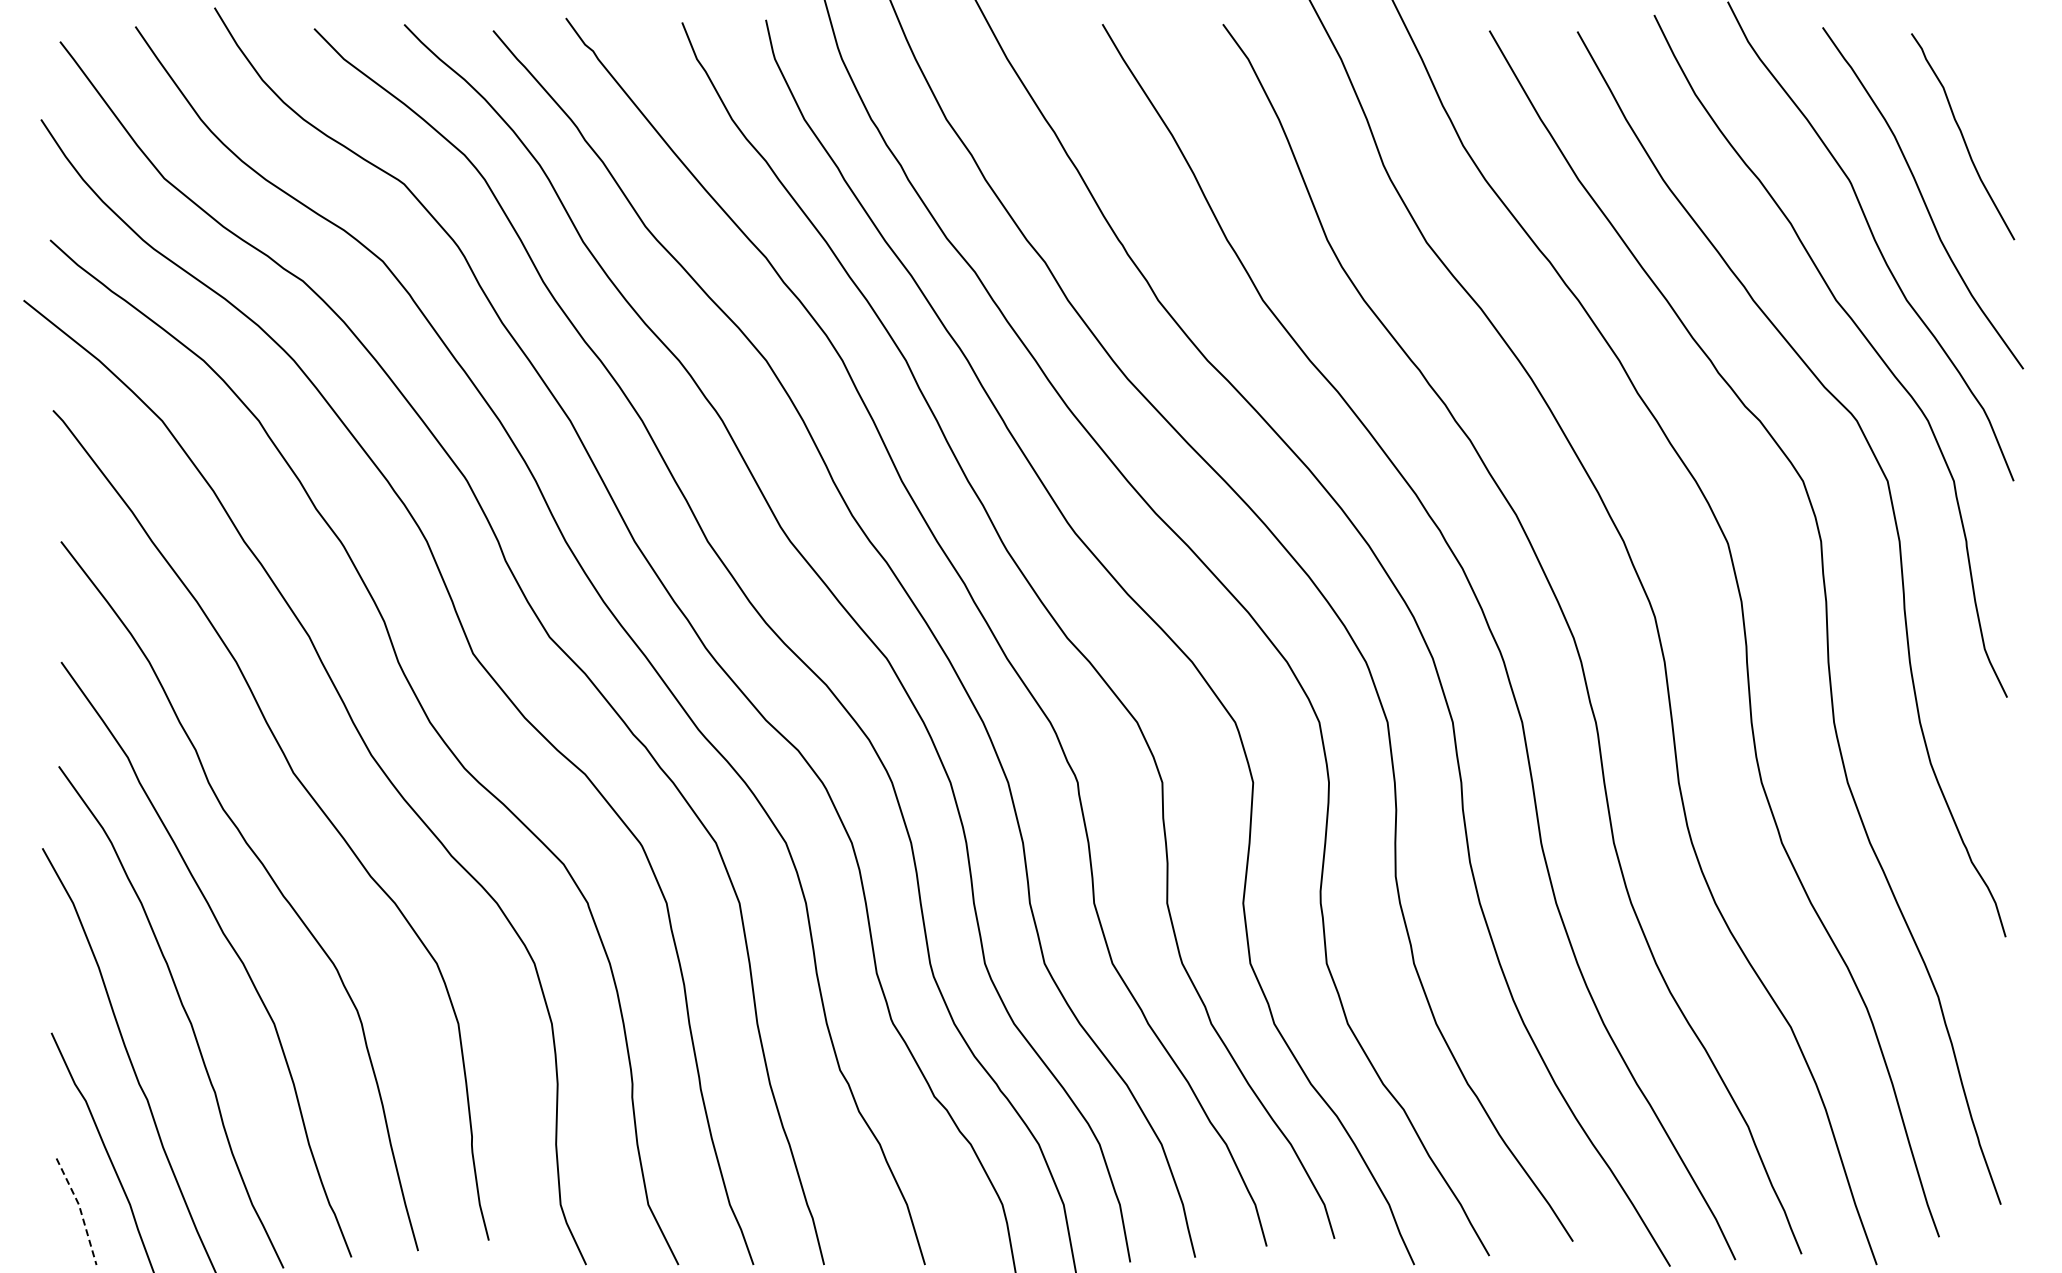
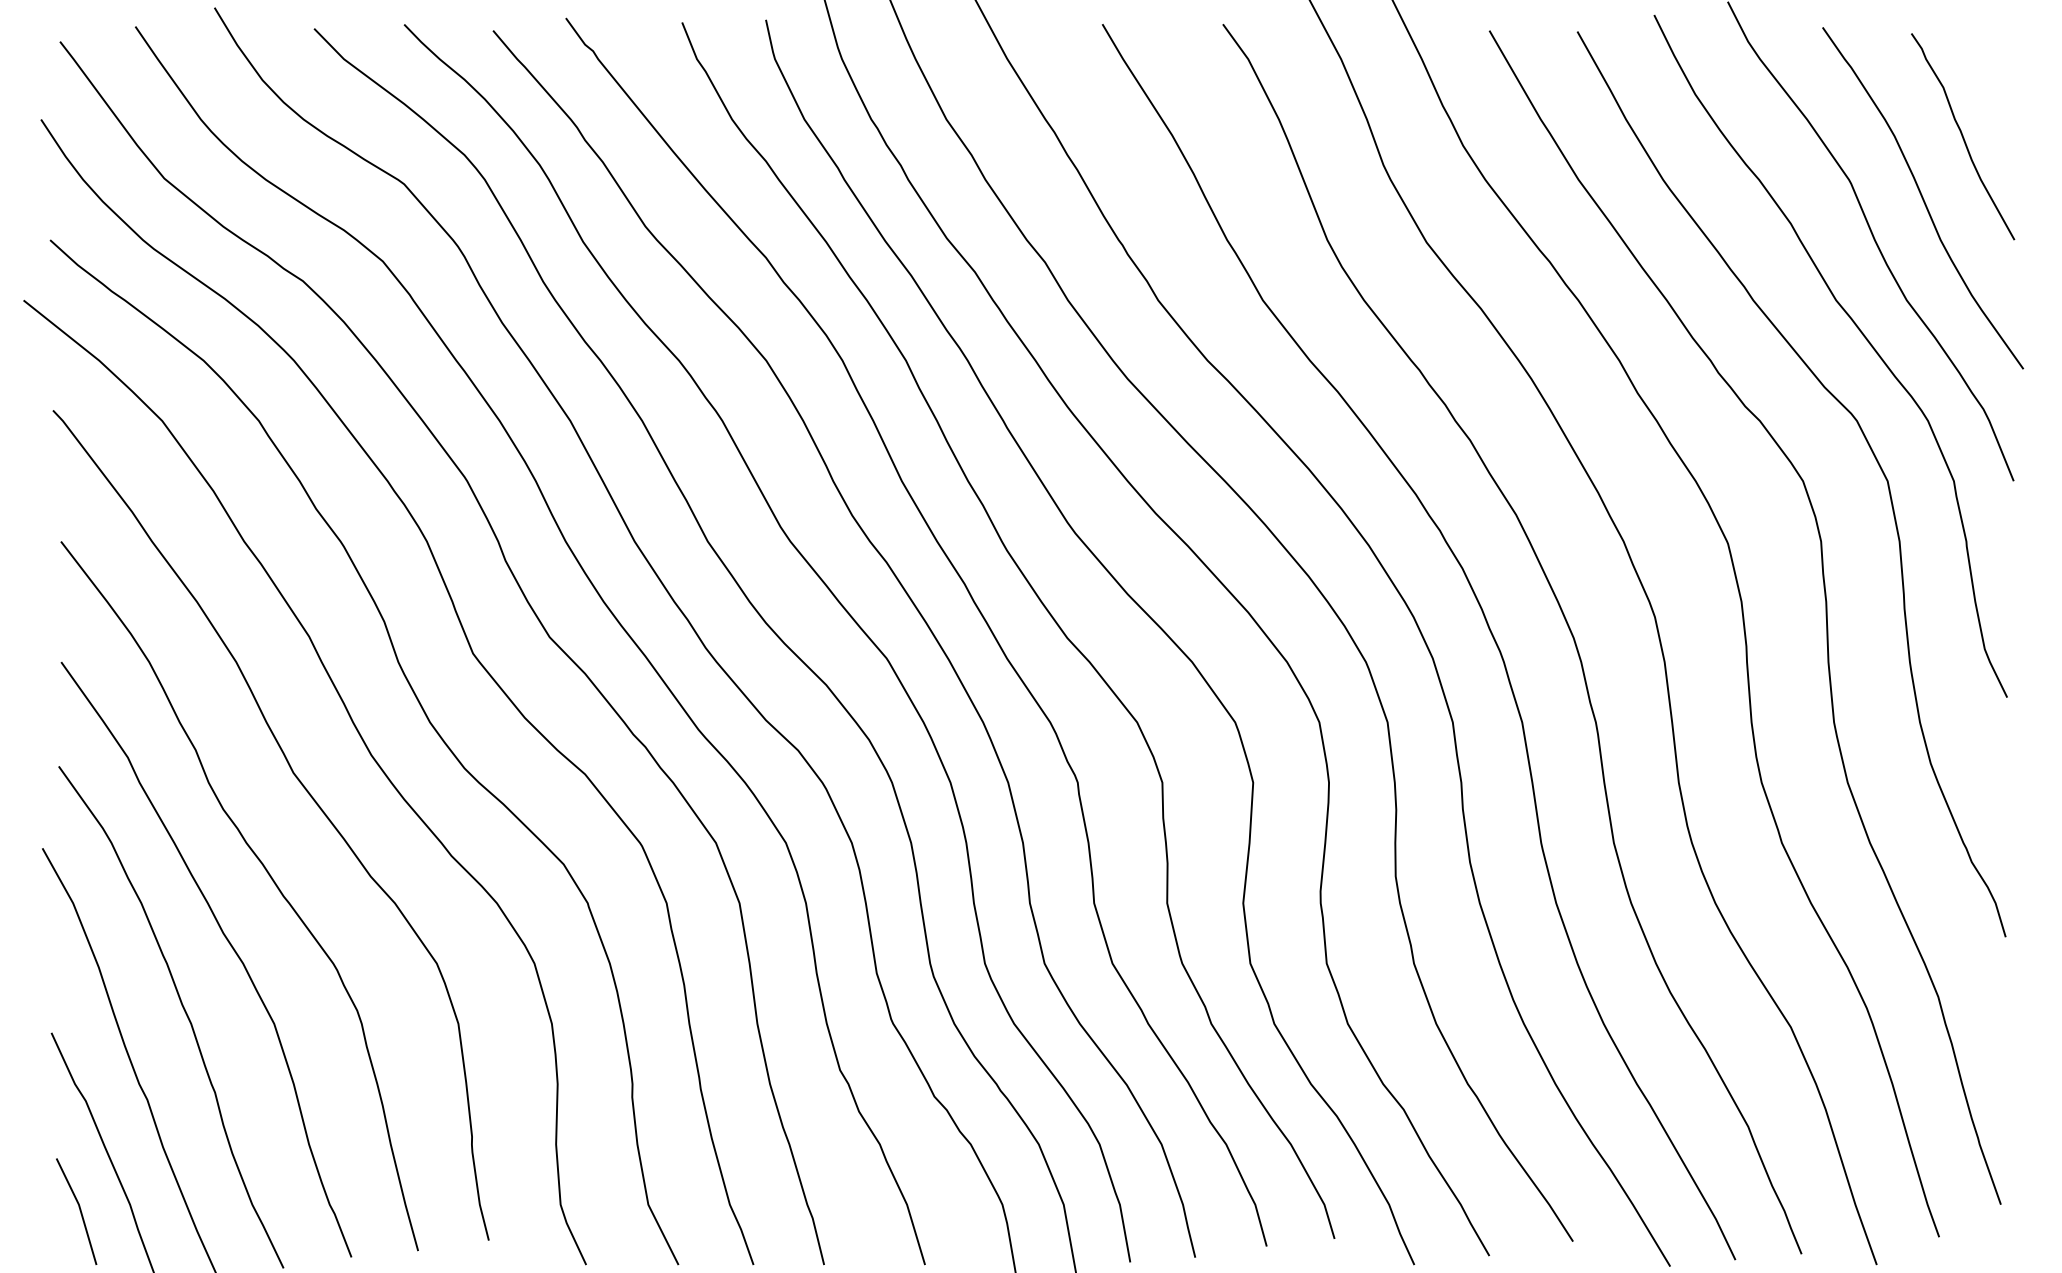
line: dashed -> solid (80, 1209)
